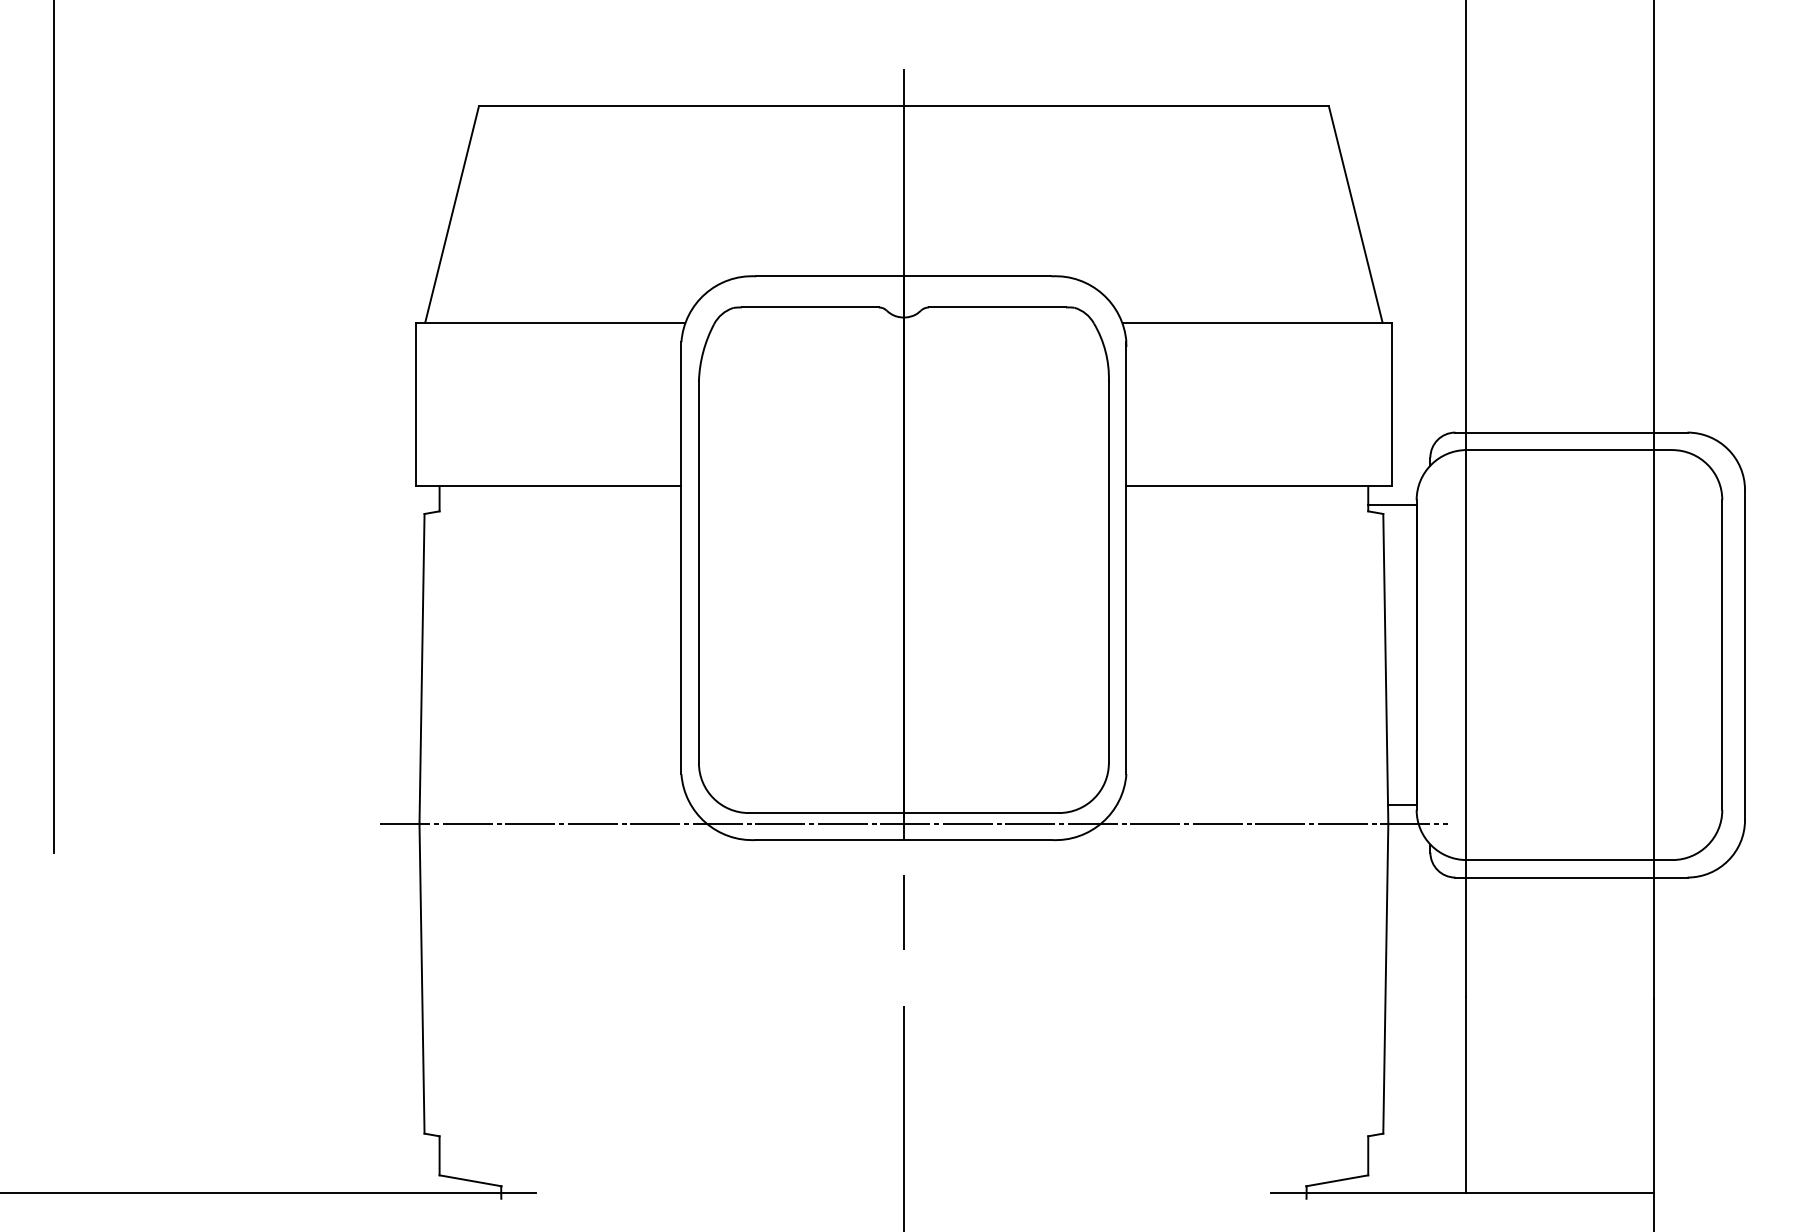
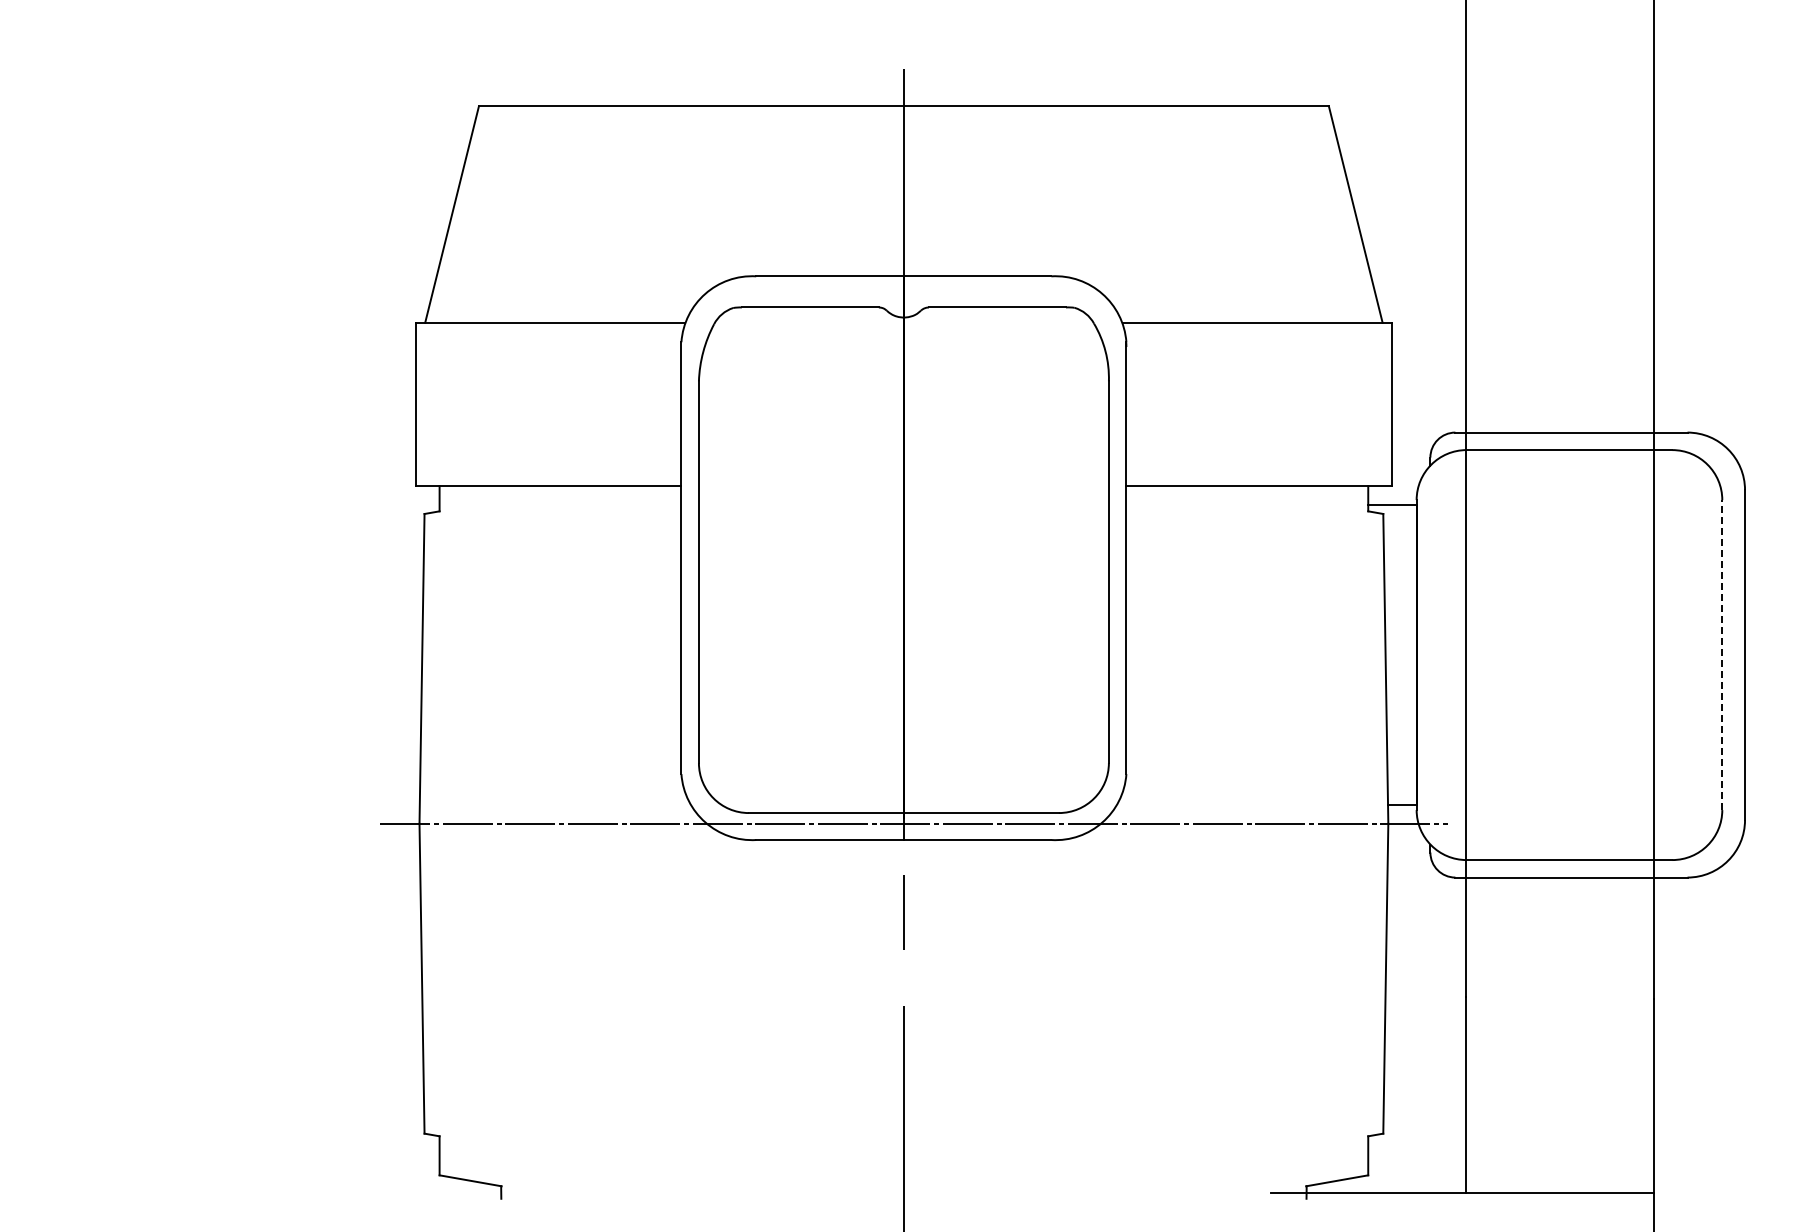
line: present -> none (53, 427)
line: solid -> dashed (1722, 654)
line: present -> none (269, 1192)
